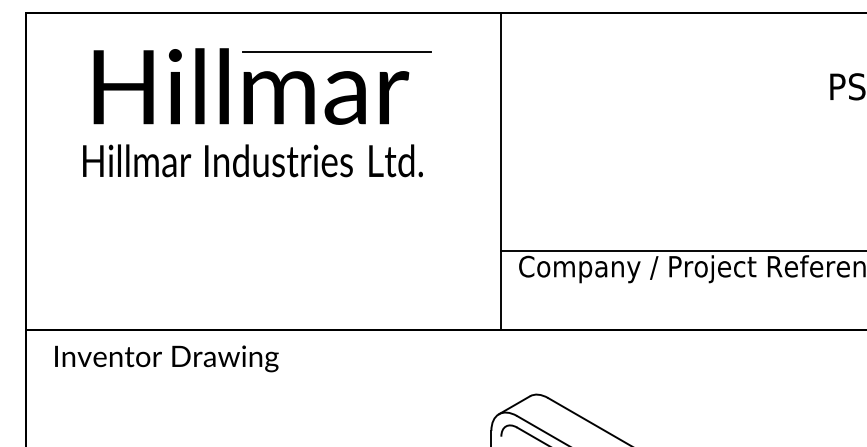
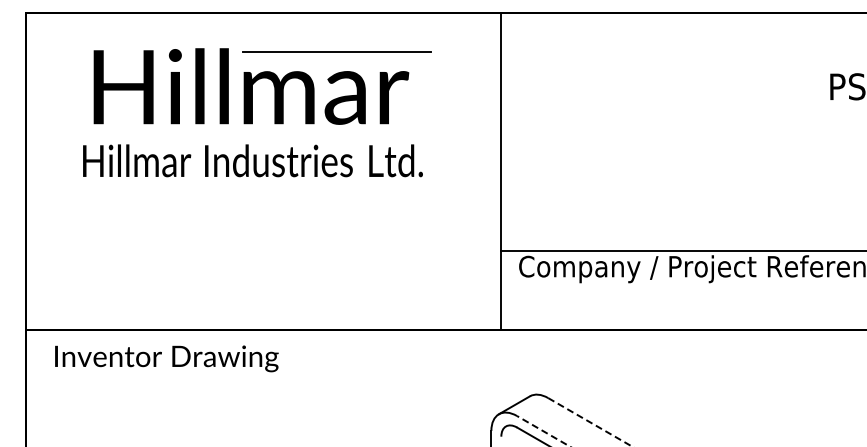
line: solid -> dashed (590, 422)
line: solid -> dashed (543, 431)
